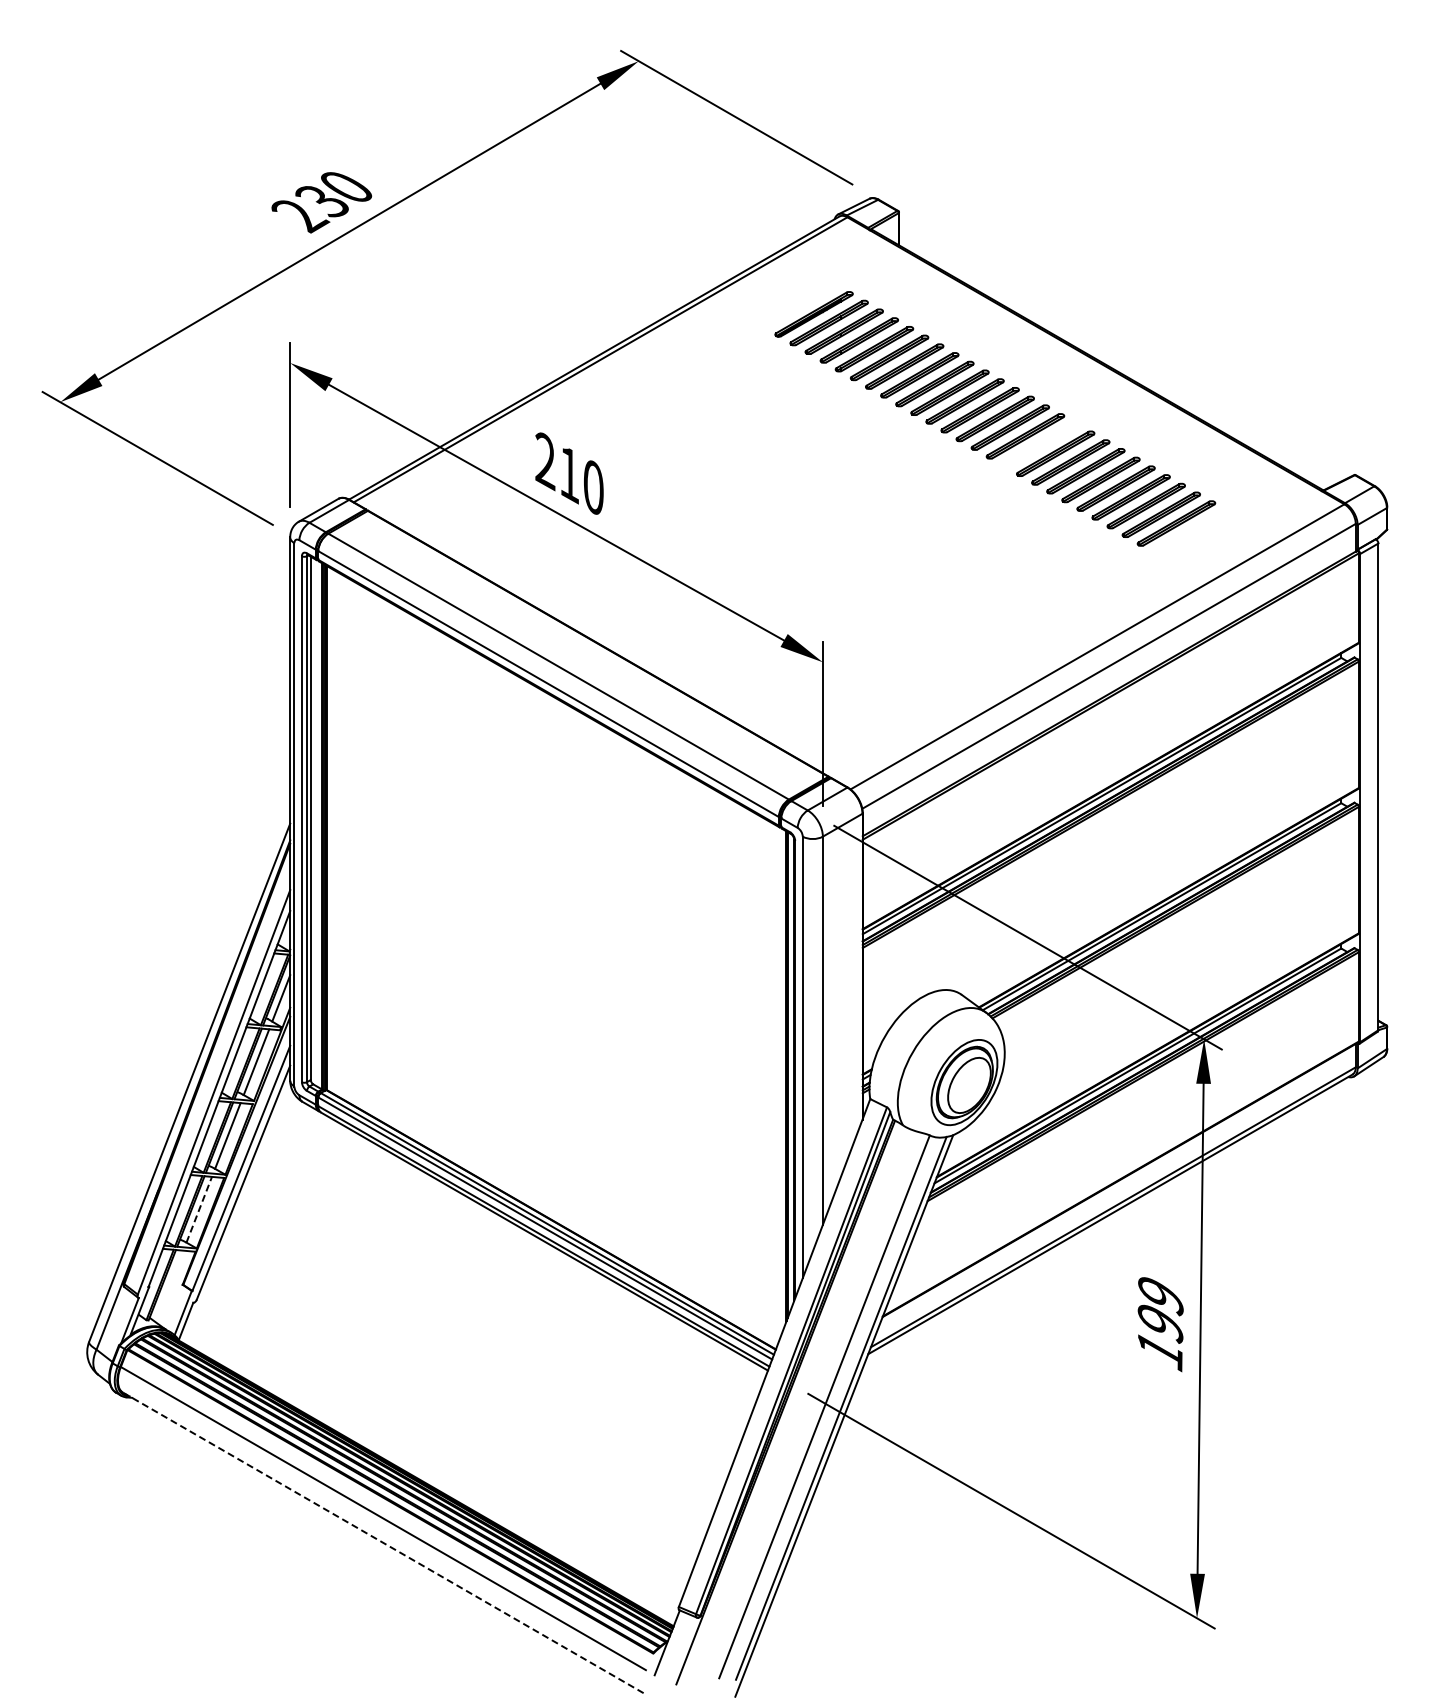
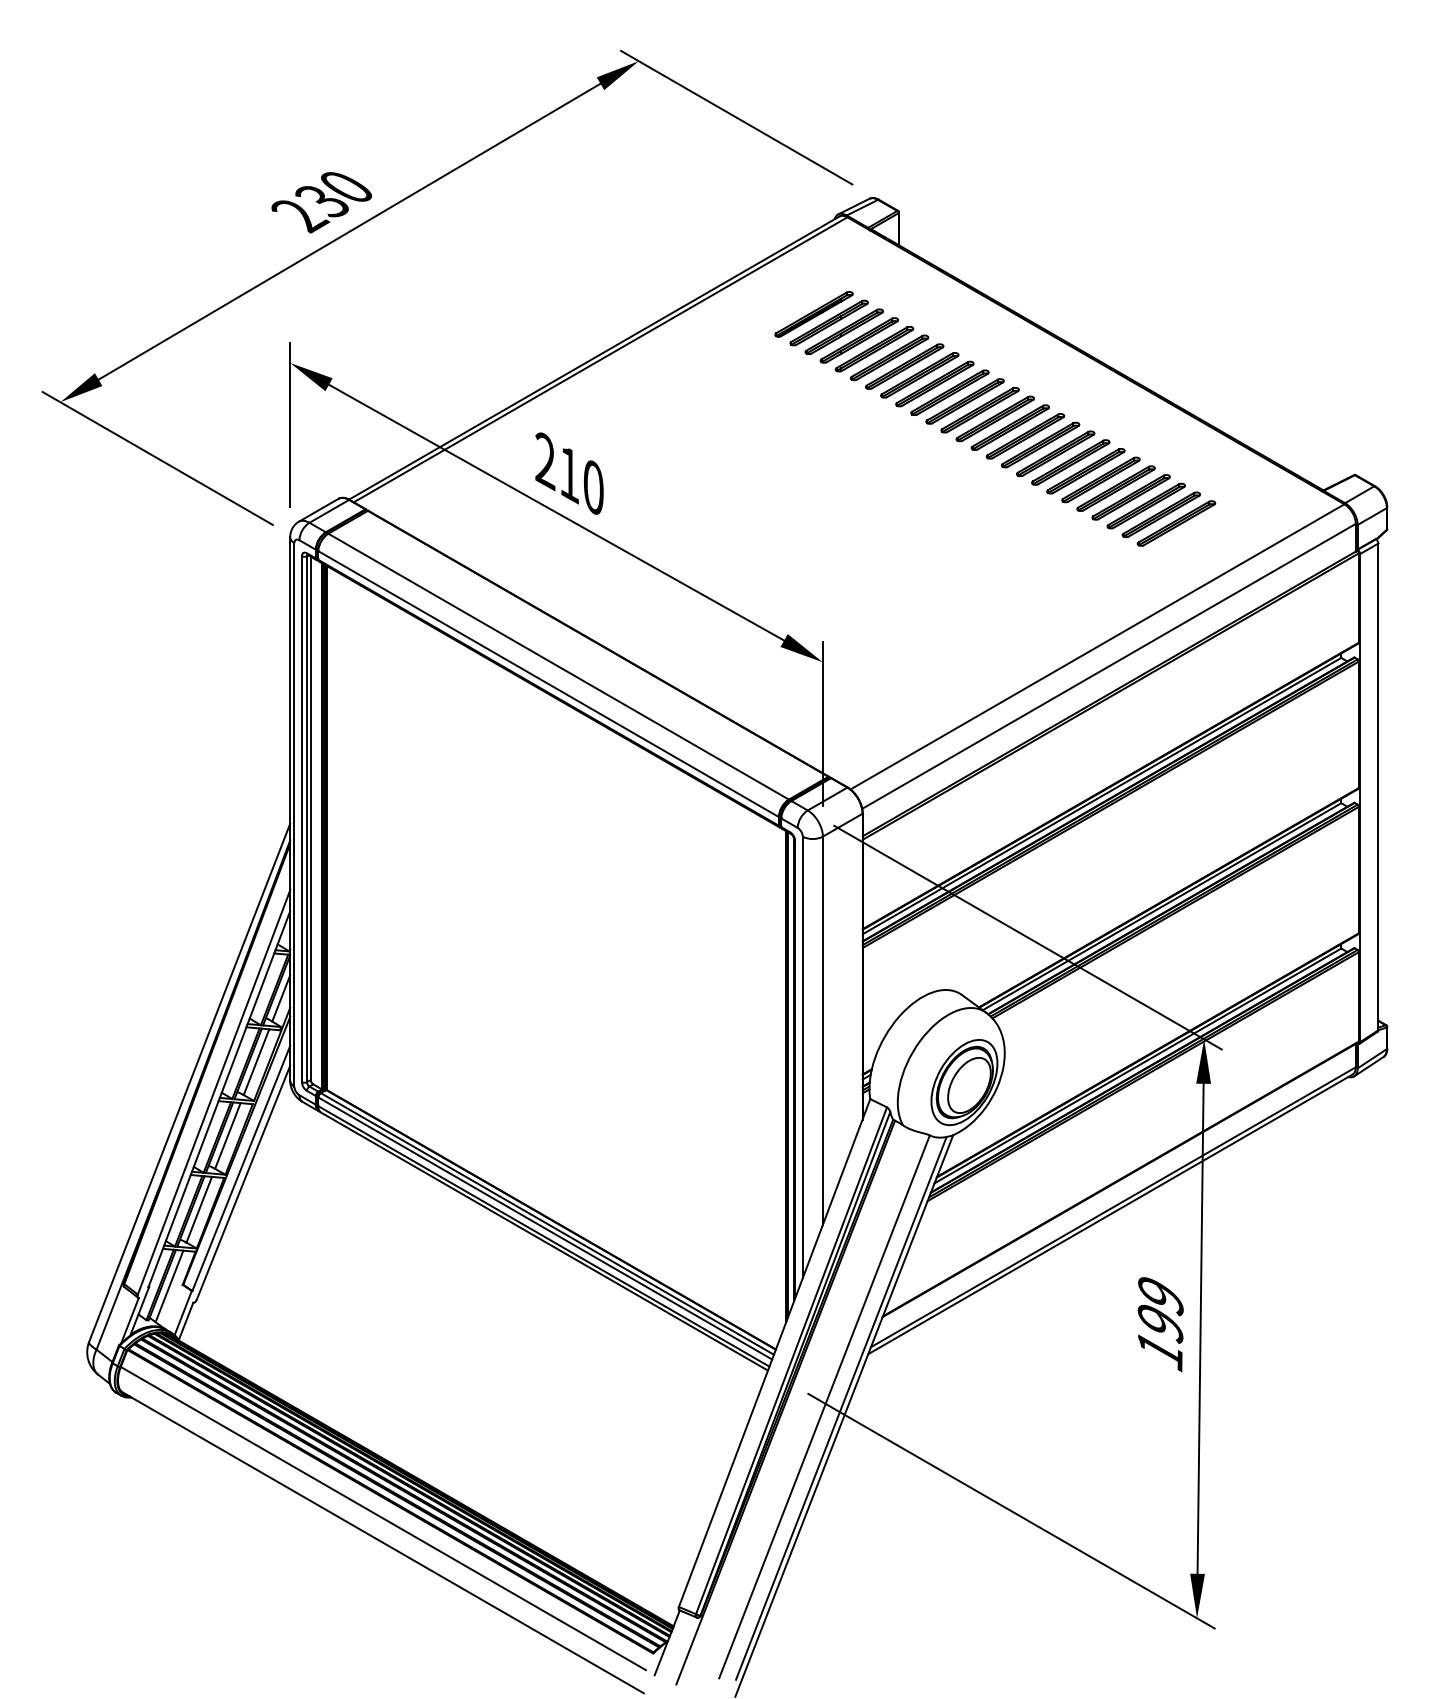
part: none -> present (1040, 444)
line: dashed -> solid (199, 1209)
line: none -> present (169, 1286)
line: dashed -> solid (383, 1543)
